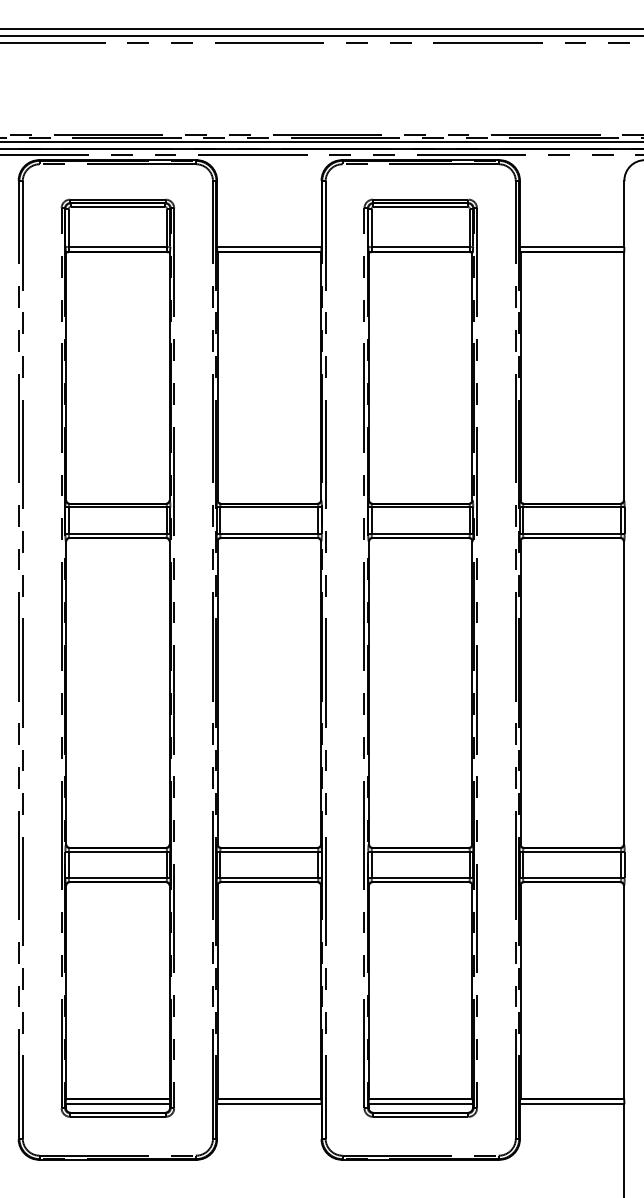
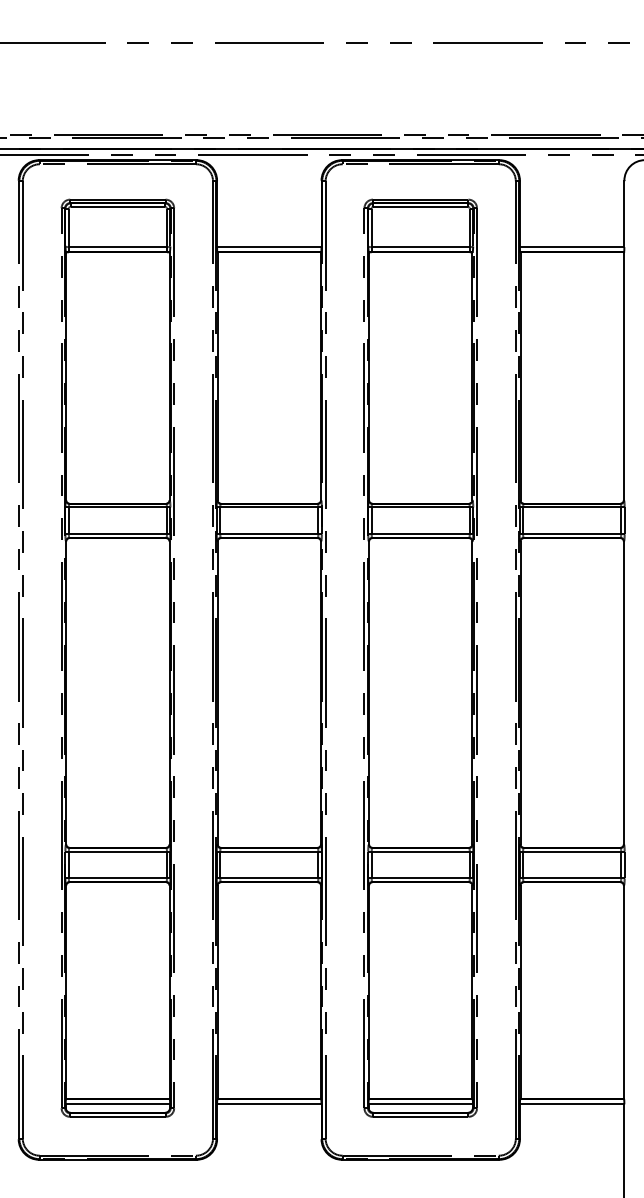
line: present -> none (321, 28)
line: present -> none (321, 35)
line: present -> none (321, 141)
